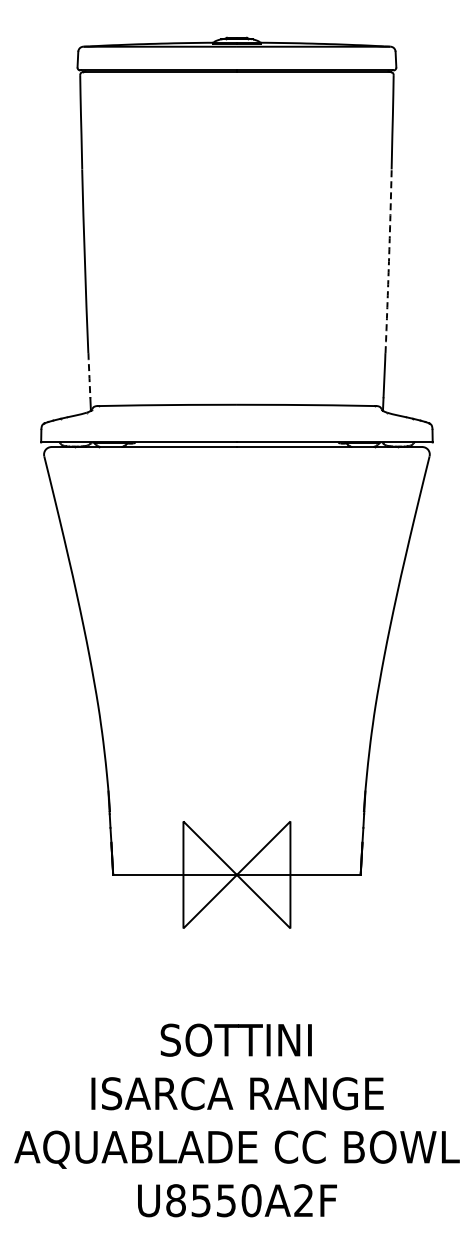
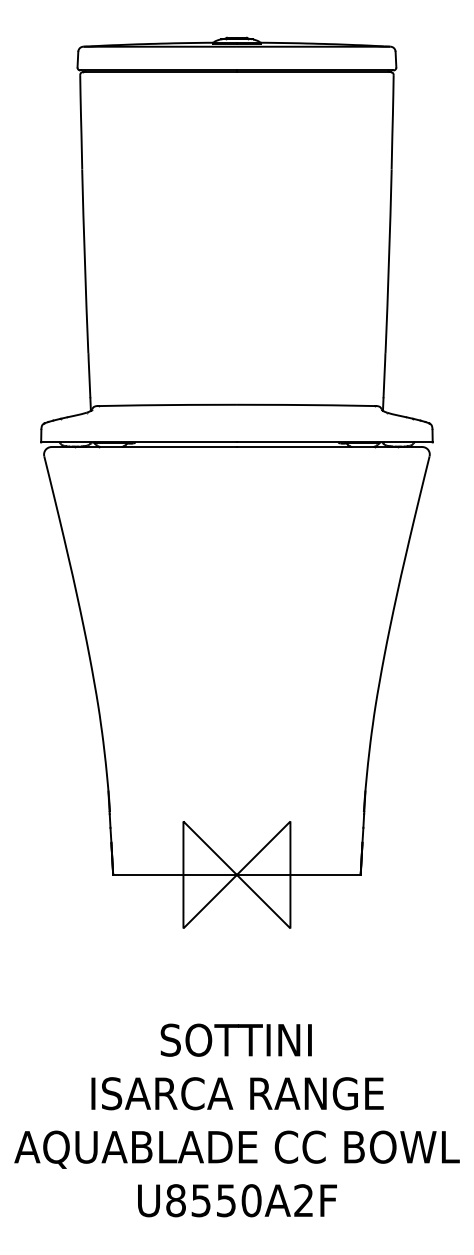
arc: dashed -> solid (388, 261)
line: dashed -> solid (89, 375)
